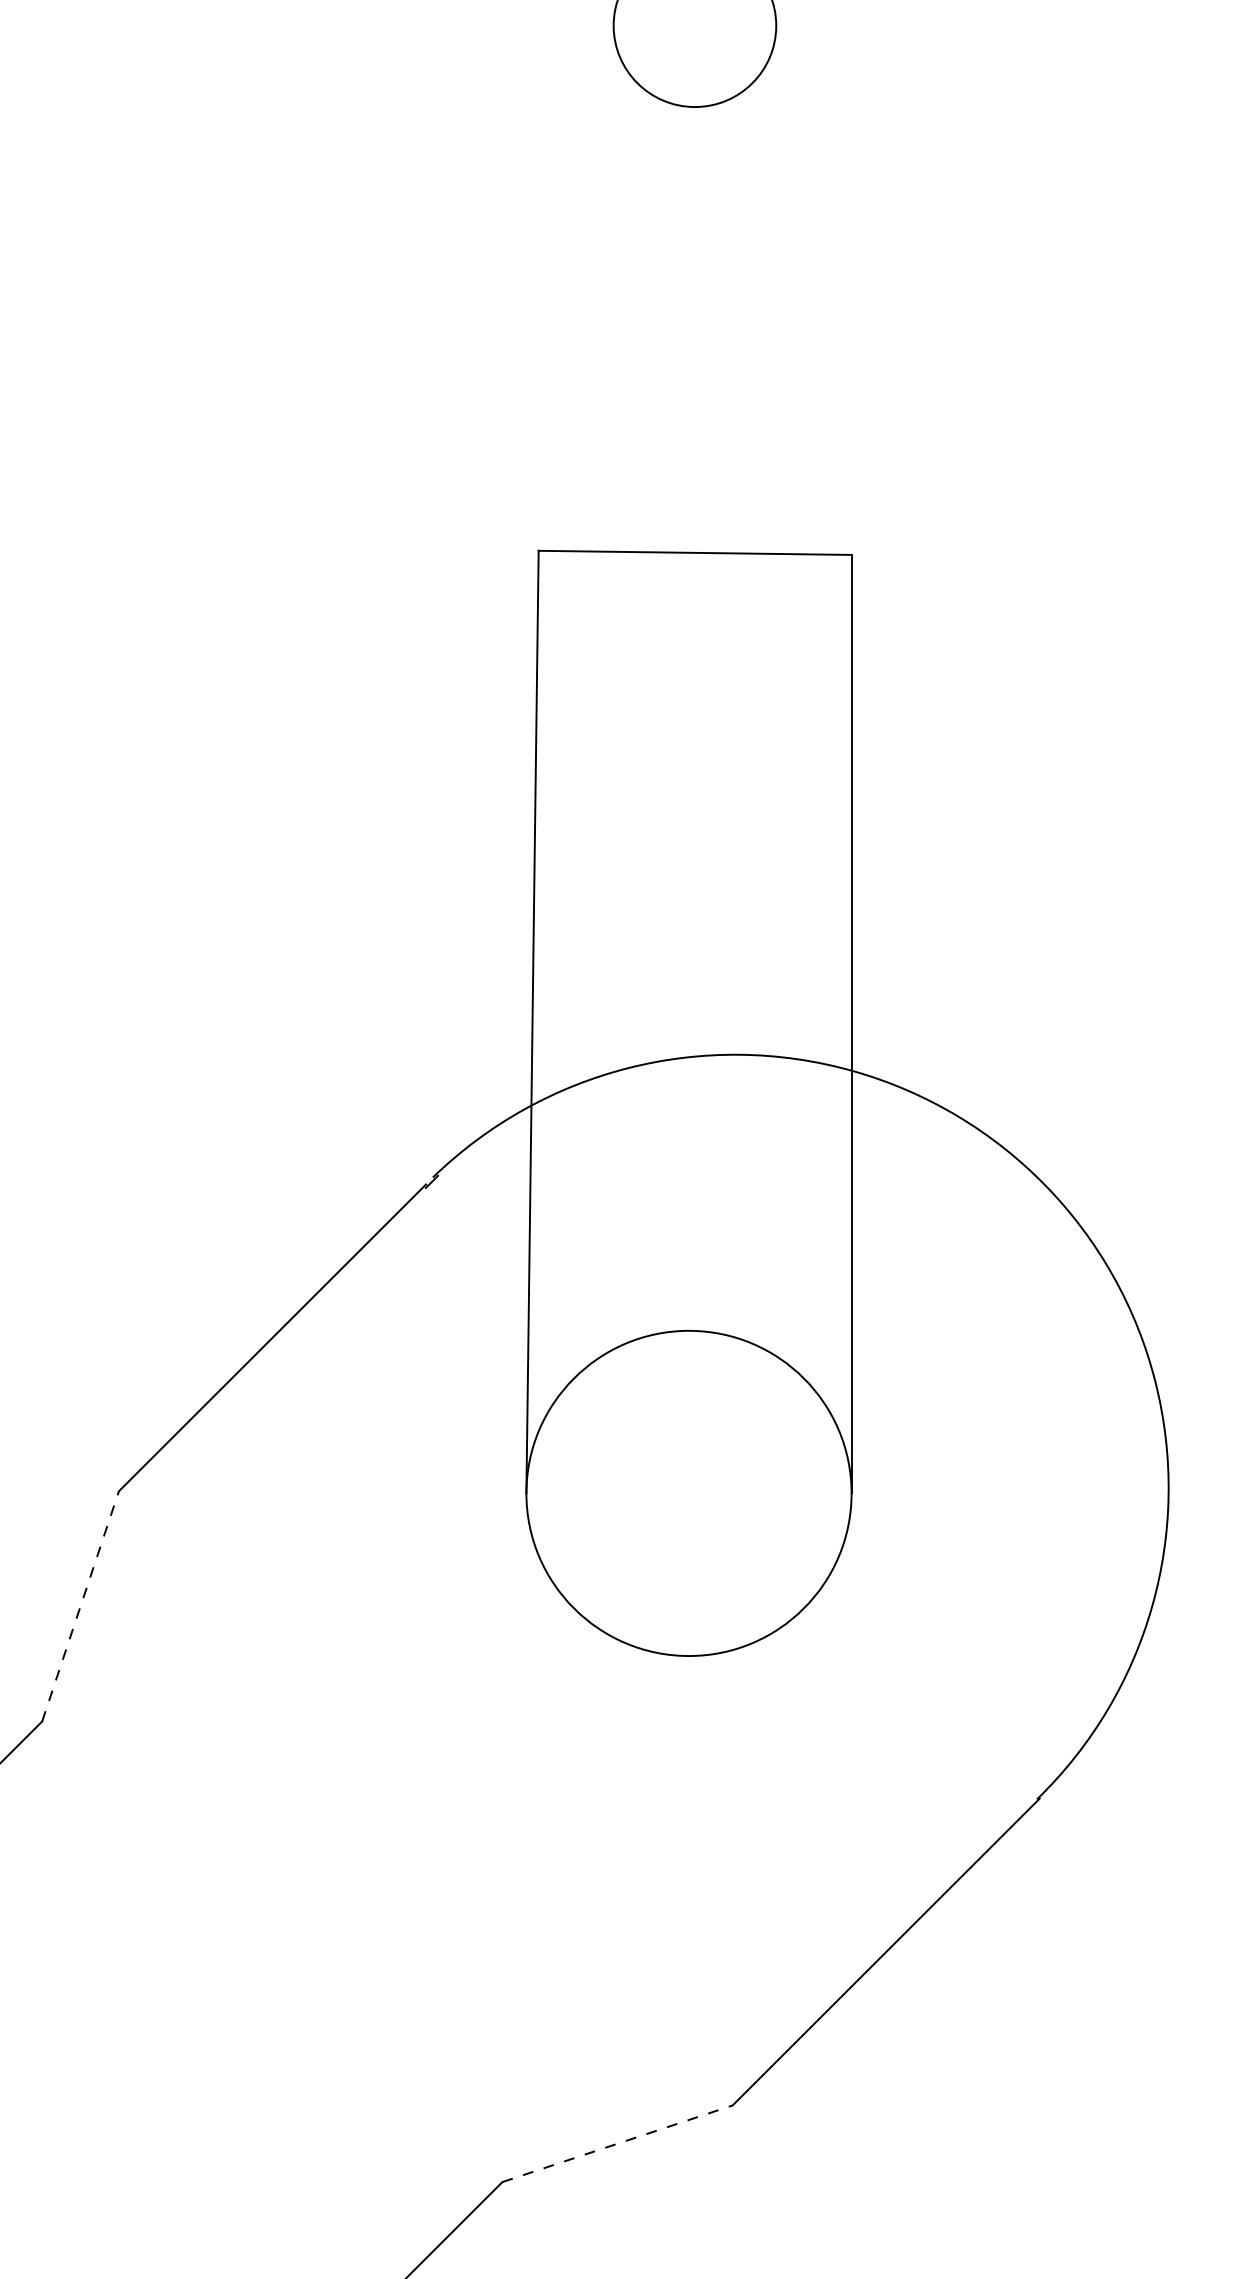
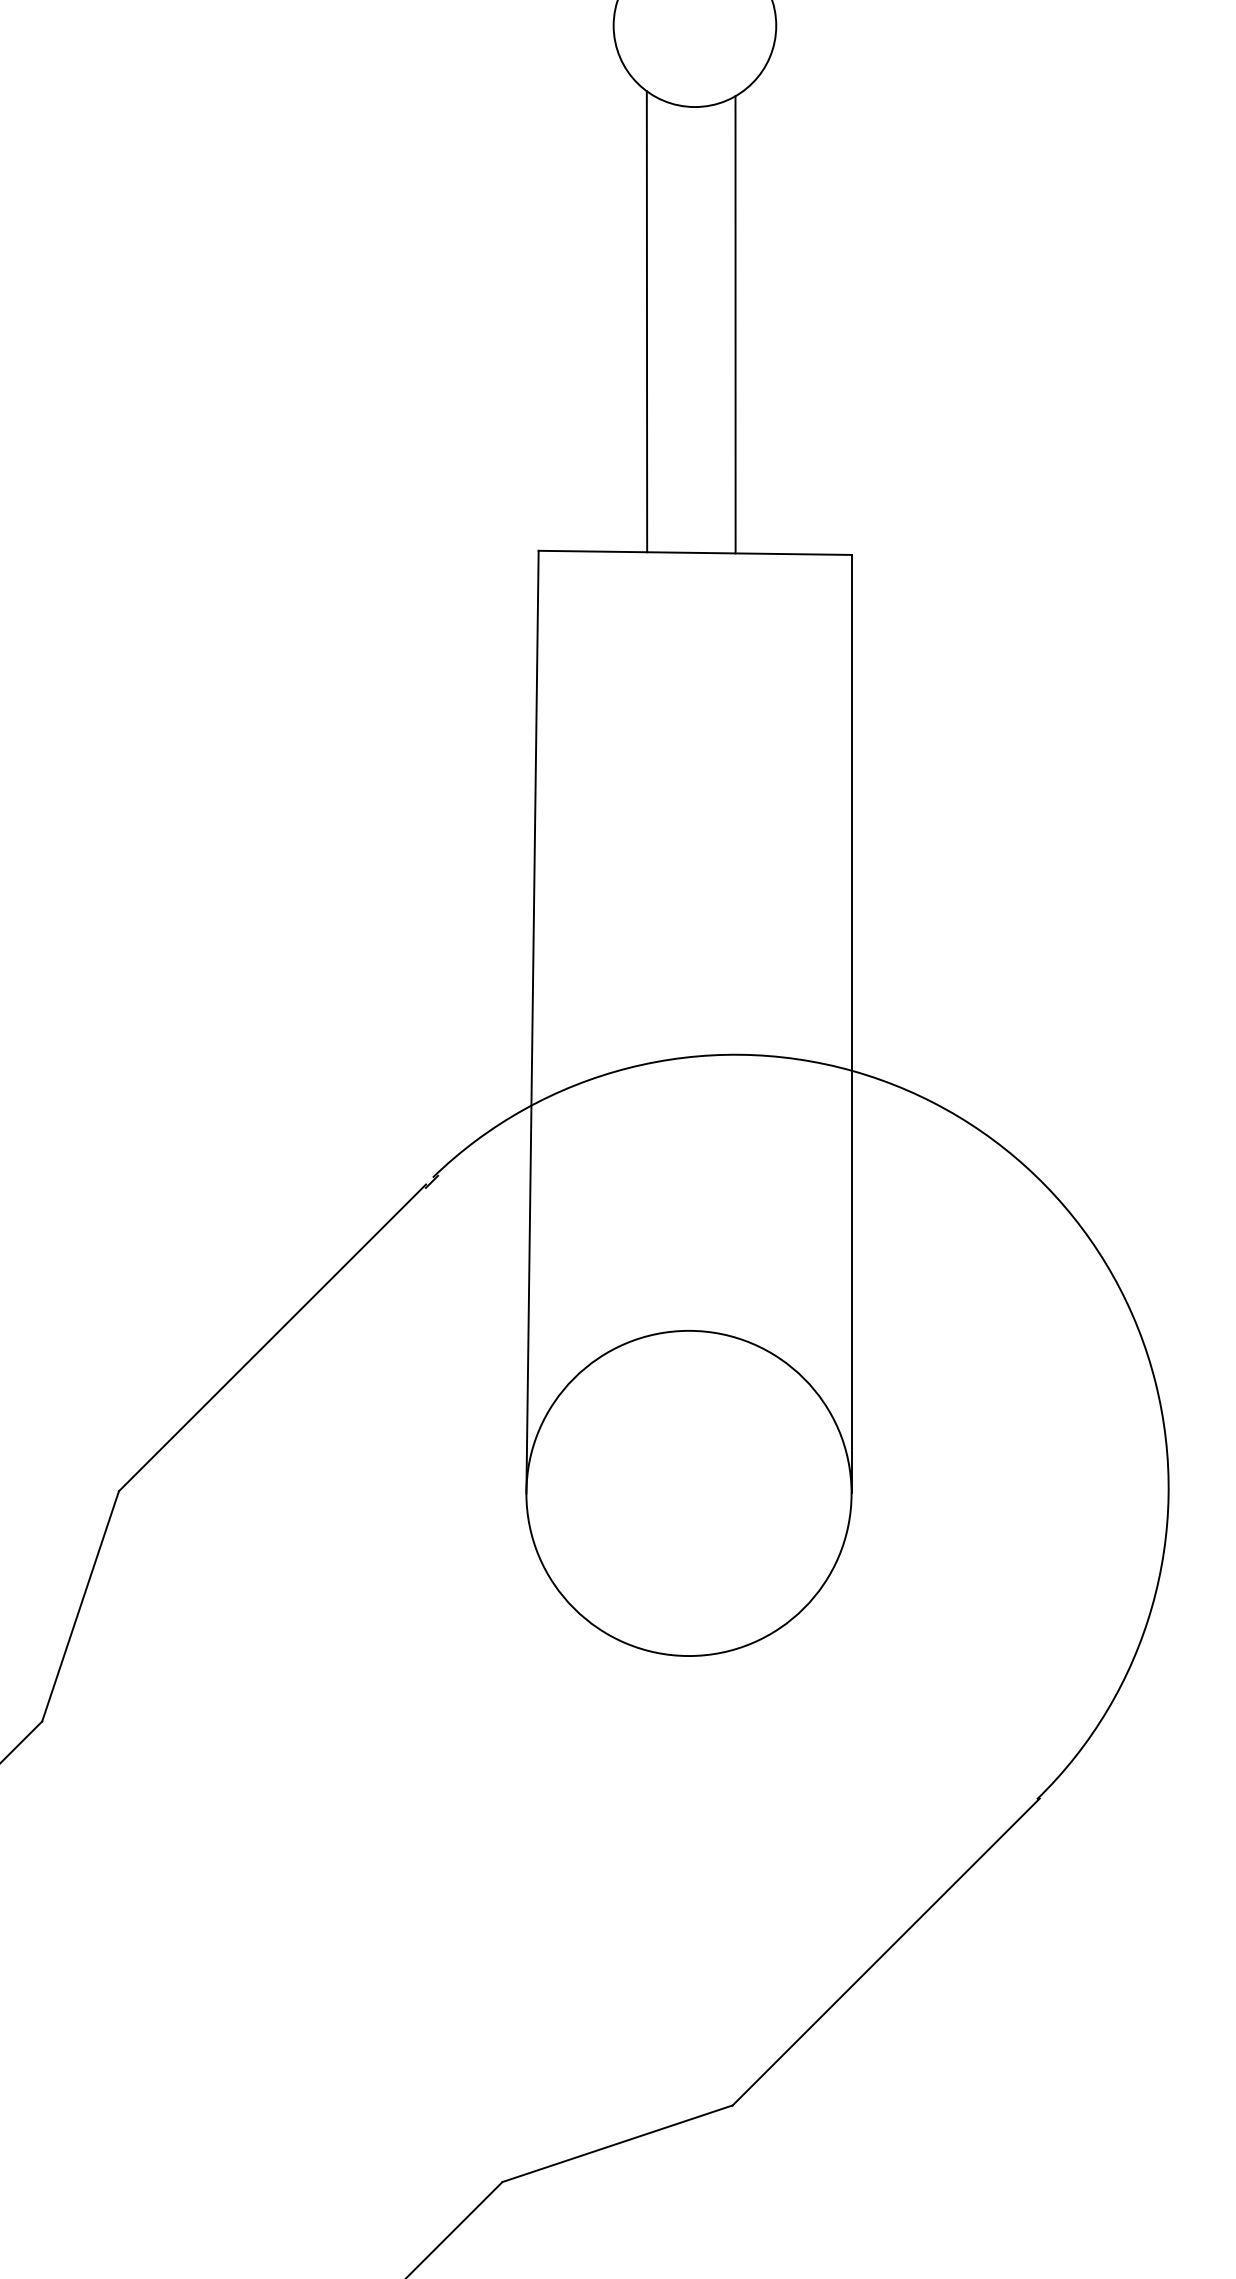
line: none -> present (646, 321)
line: none -> present (735, 324)
line: dashed -> solid (80, 1605)
line: dashed -> solid (618, 2143)
